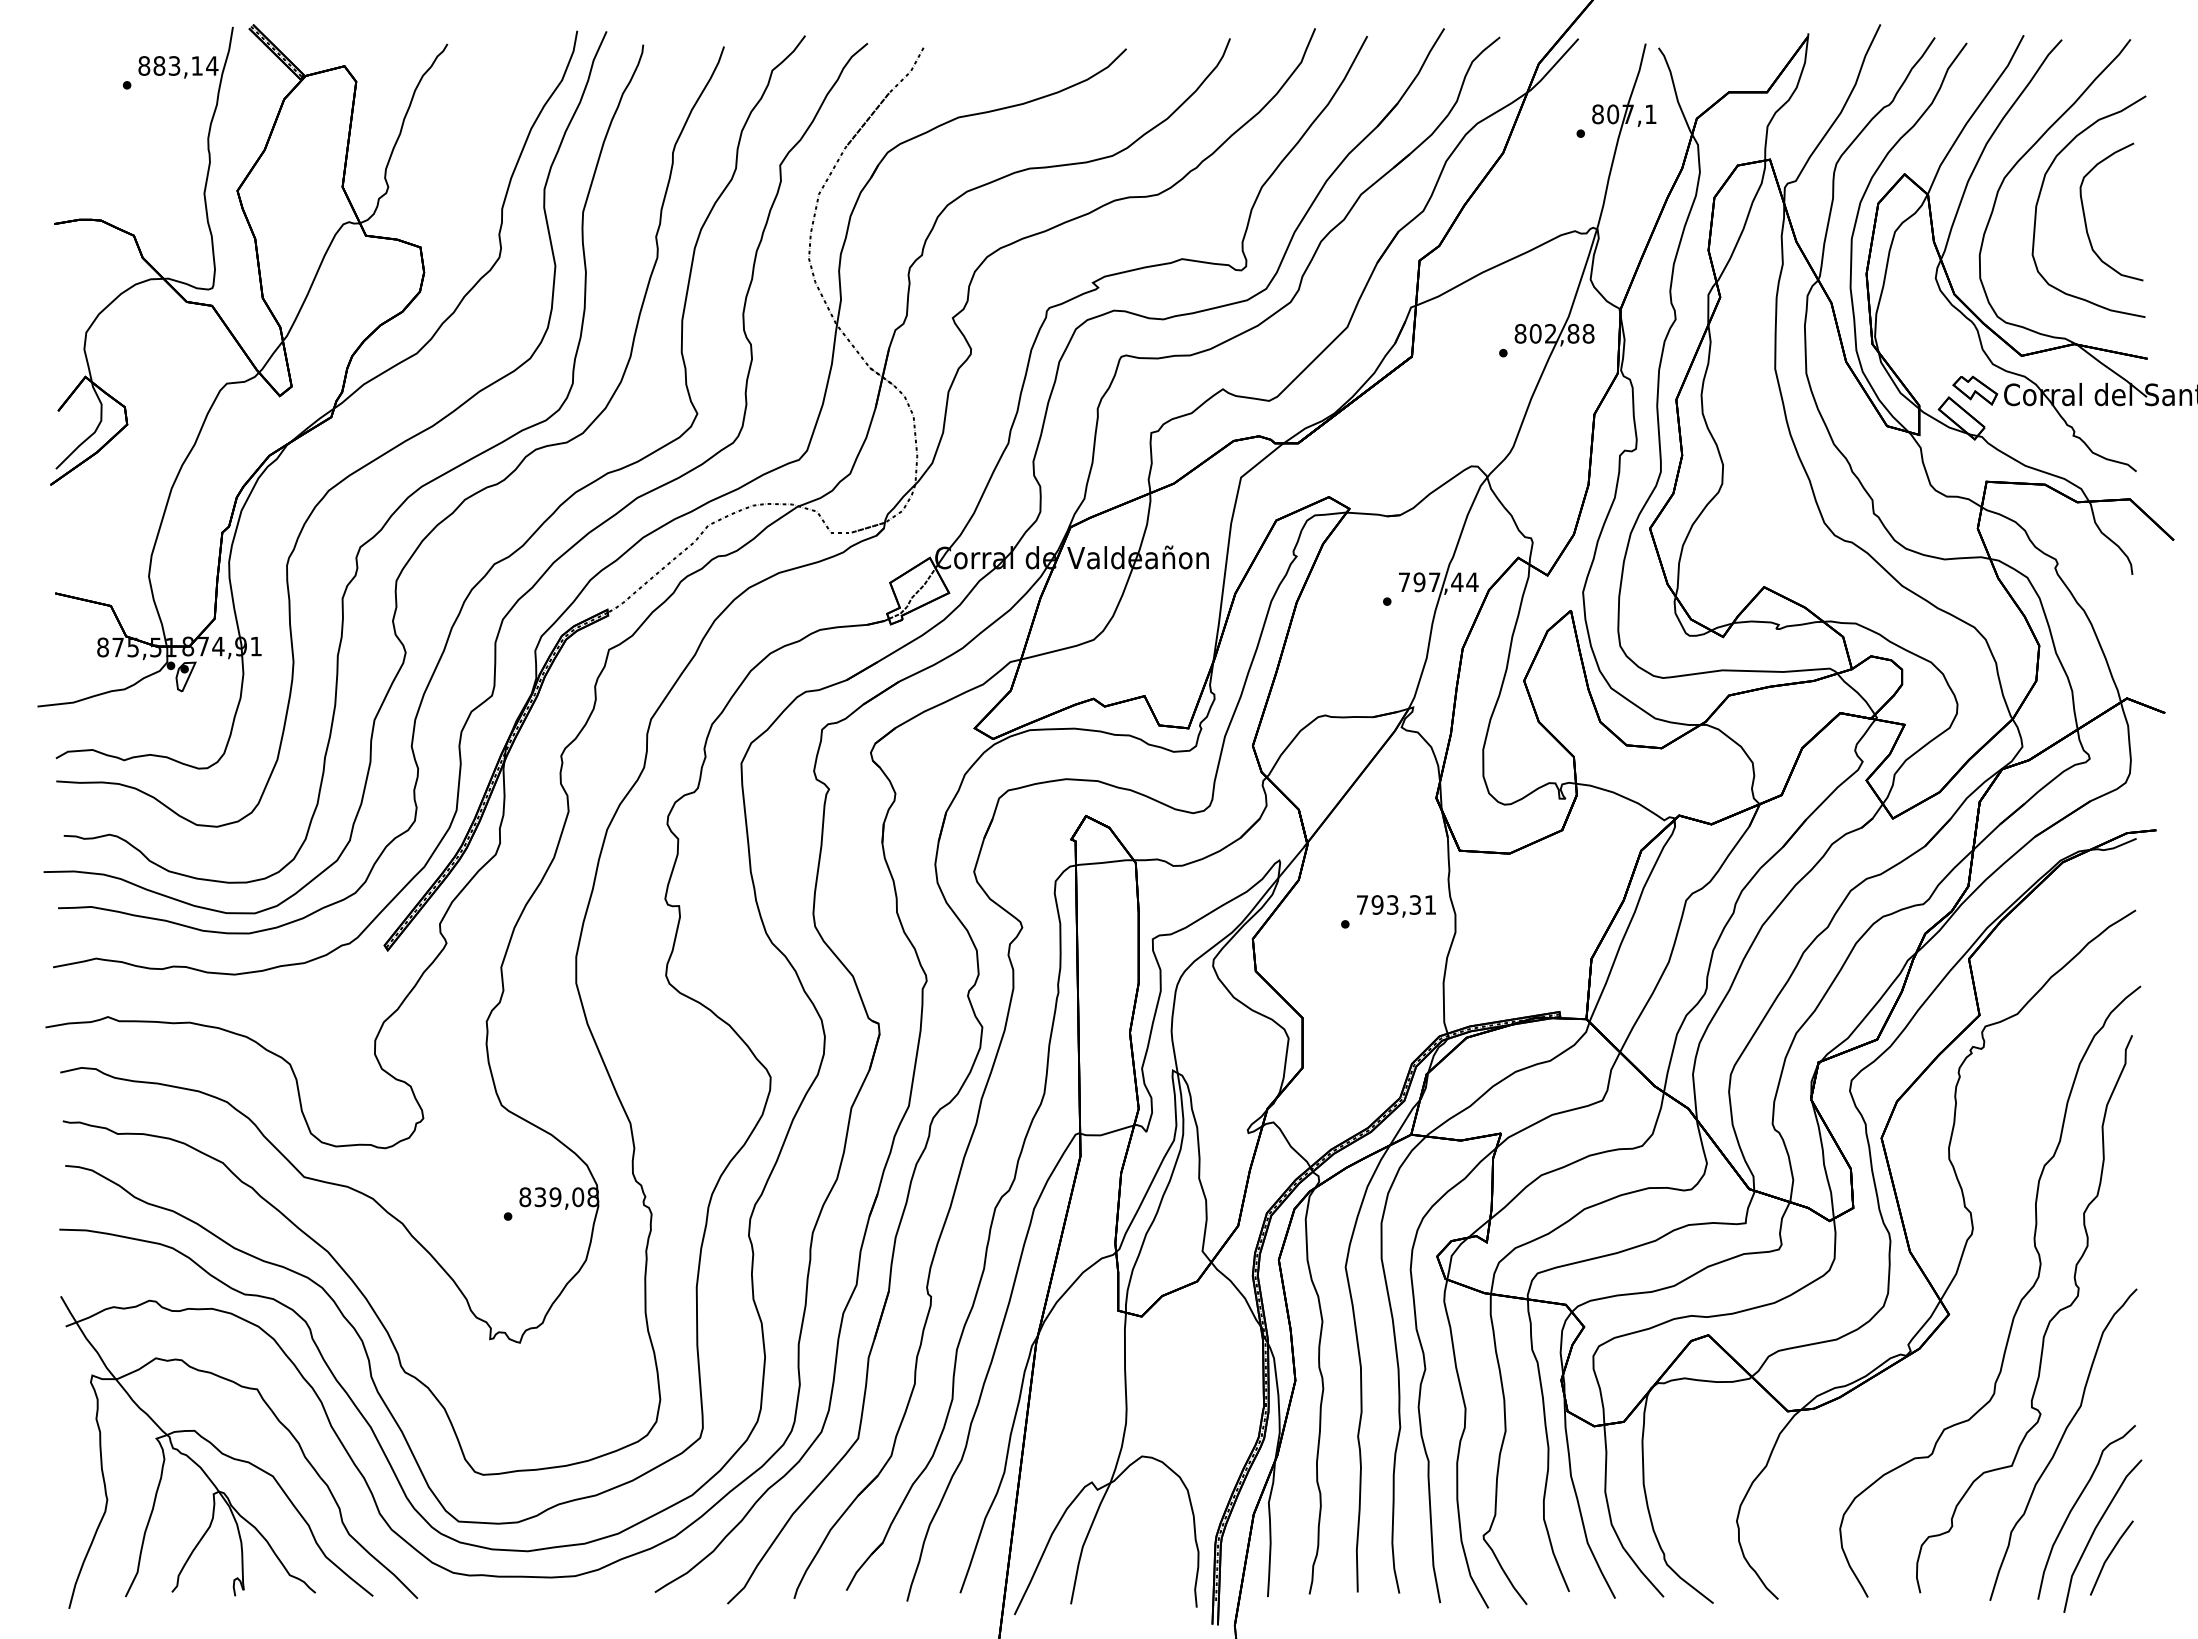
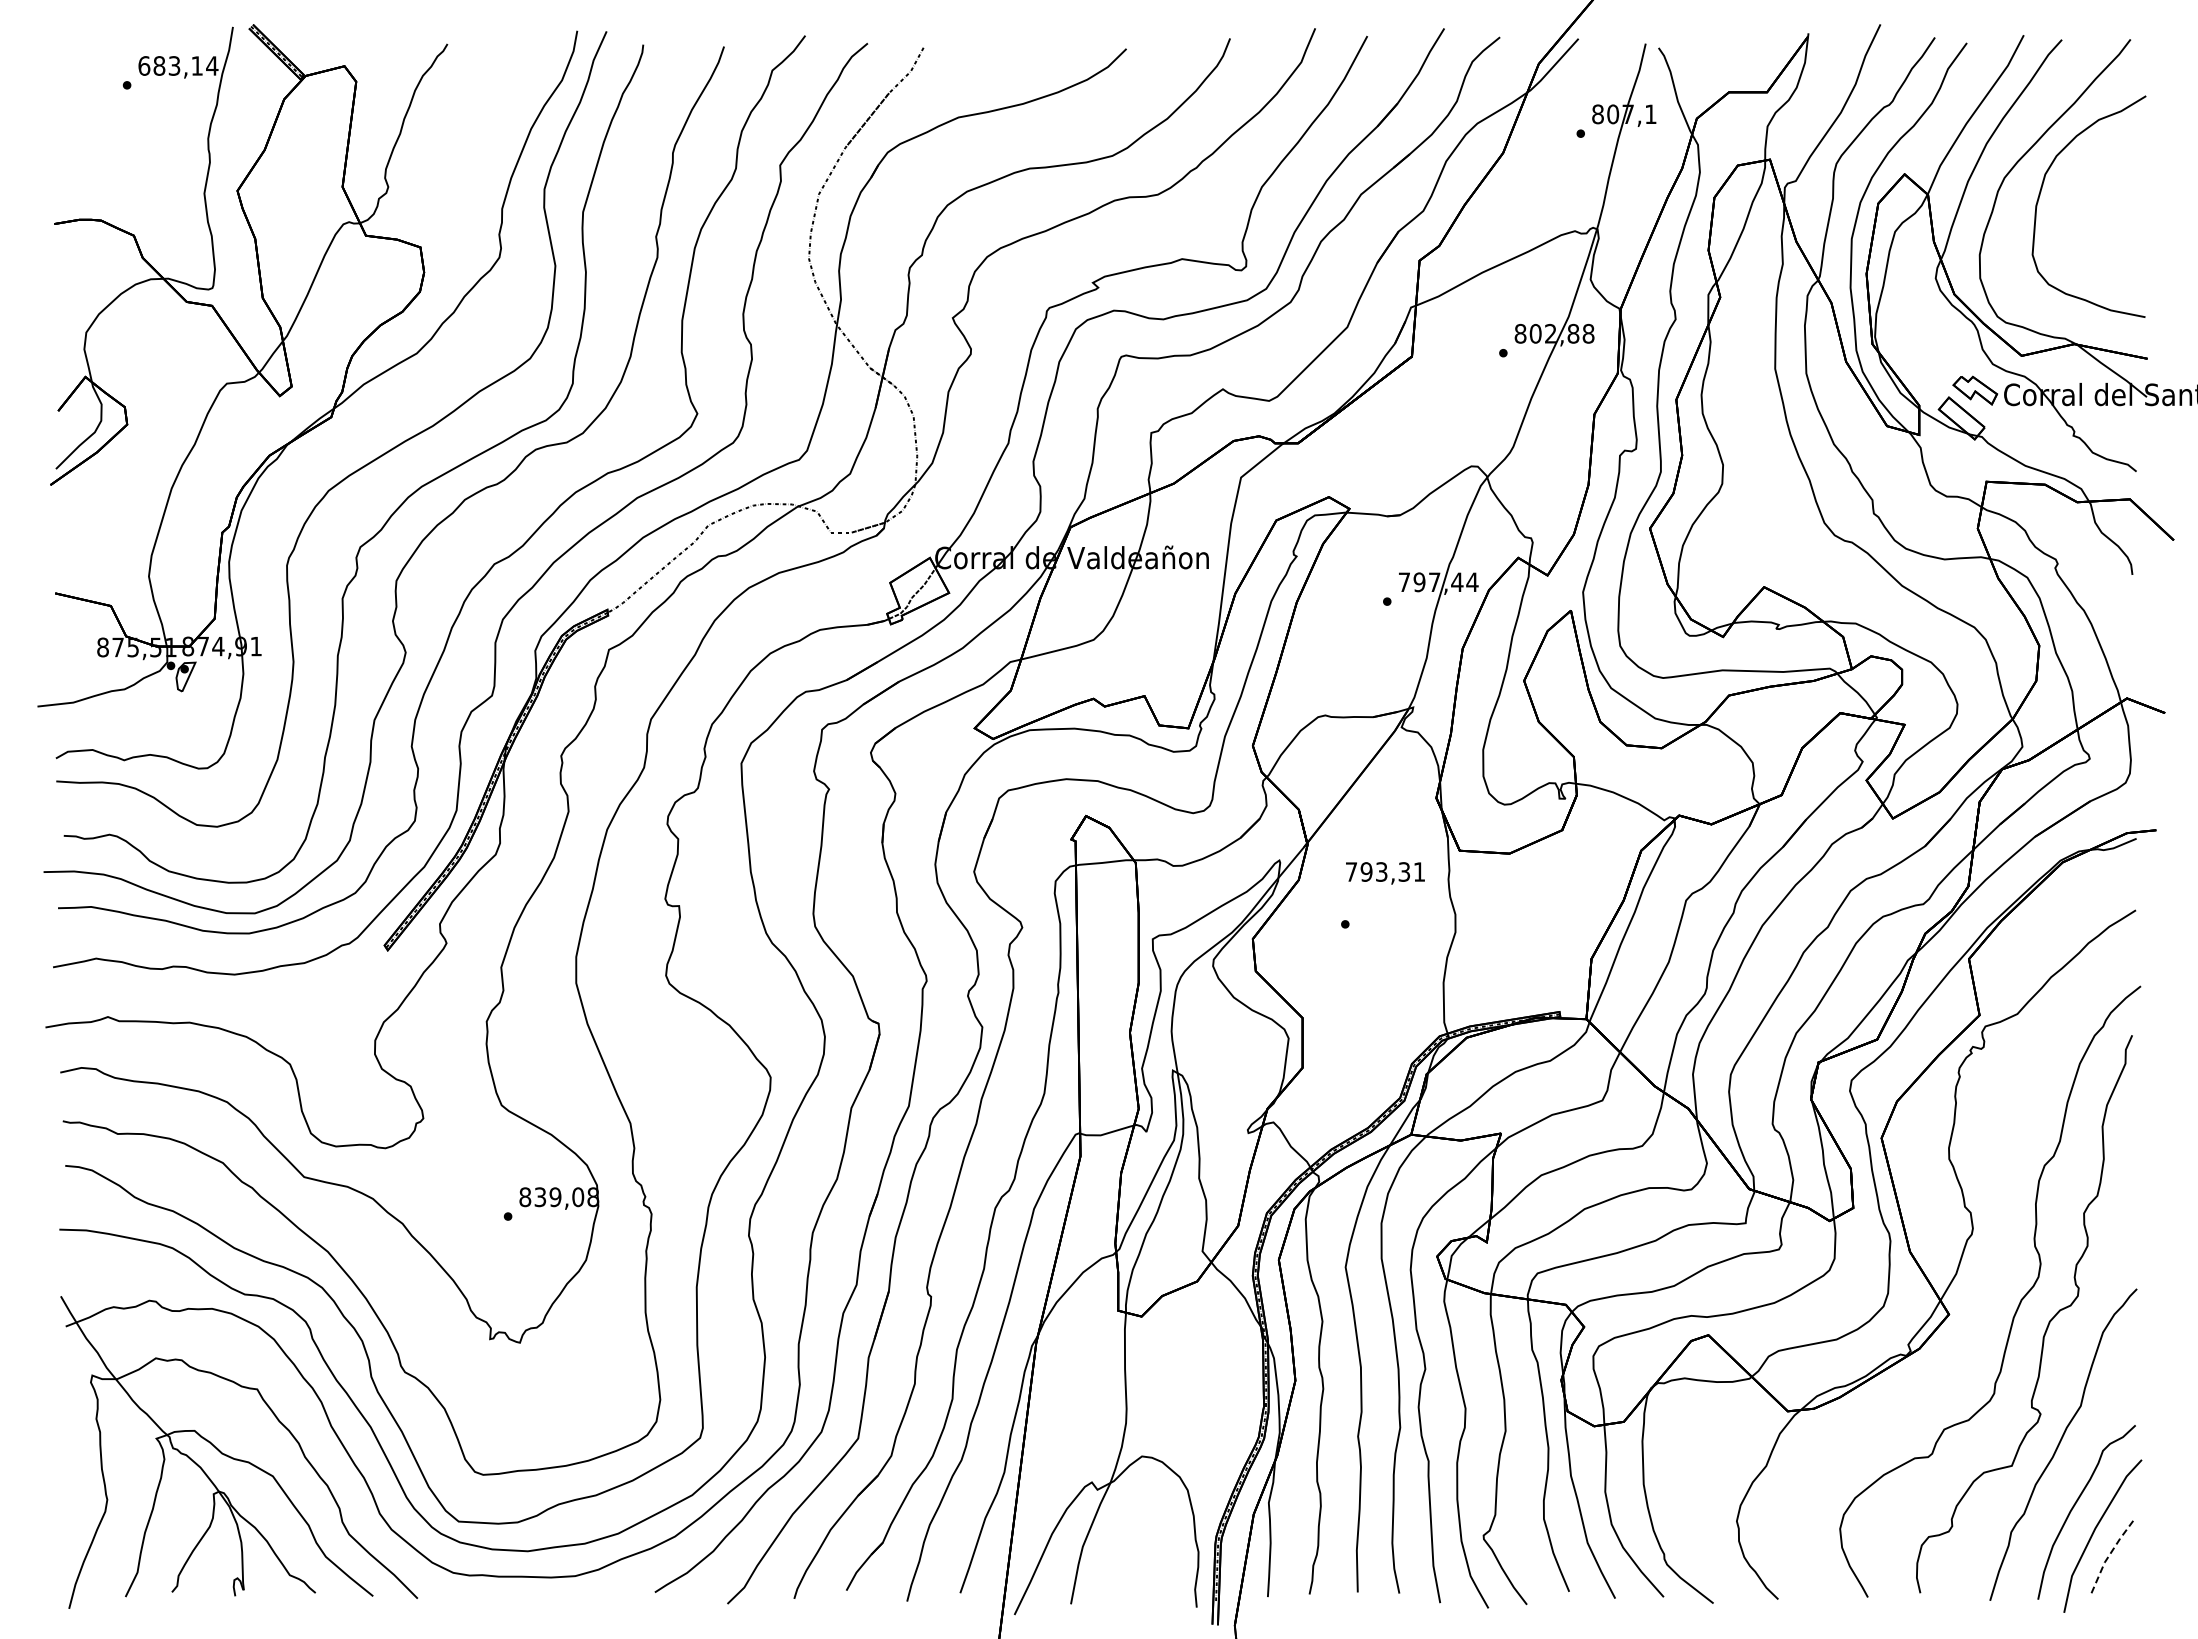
text: 883,14 -> 683,14 (144, 65)
curve: present -> none (2085, 215)
text position: (1396, 906) -> (1385, 873) (1385, 873)
line: solid -> dashed (2109, 1555)
